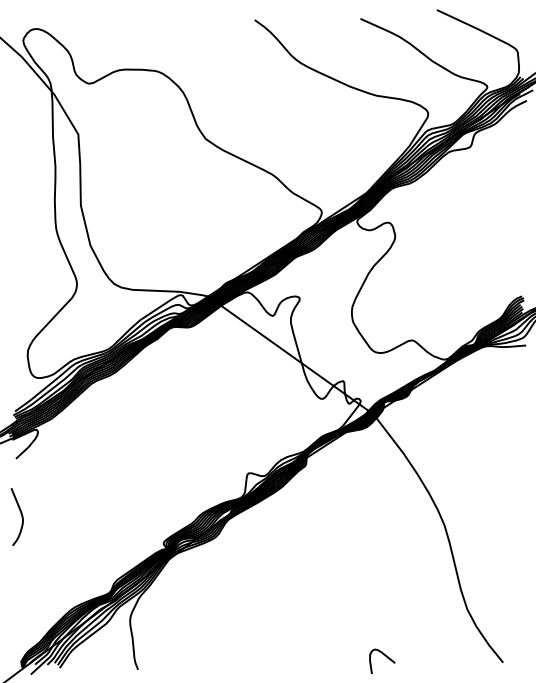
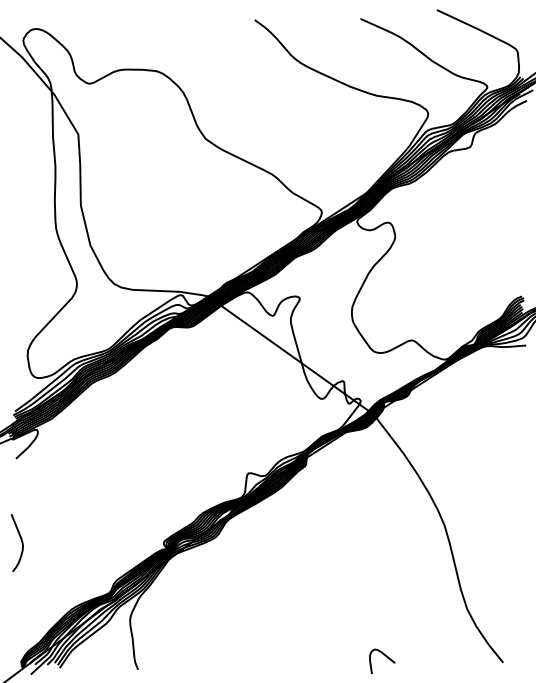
curve position: (21, 517) -> (21, 543) (21, 543)
